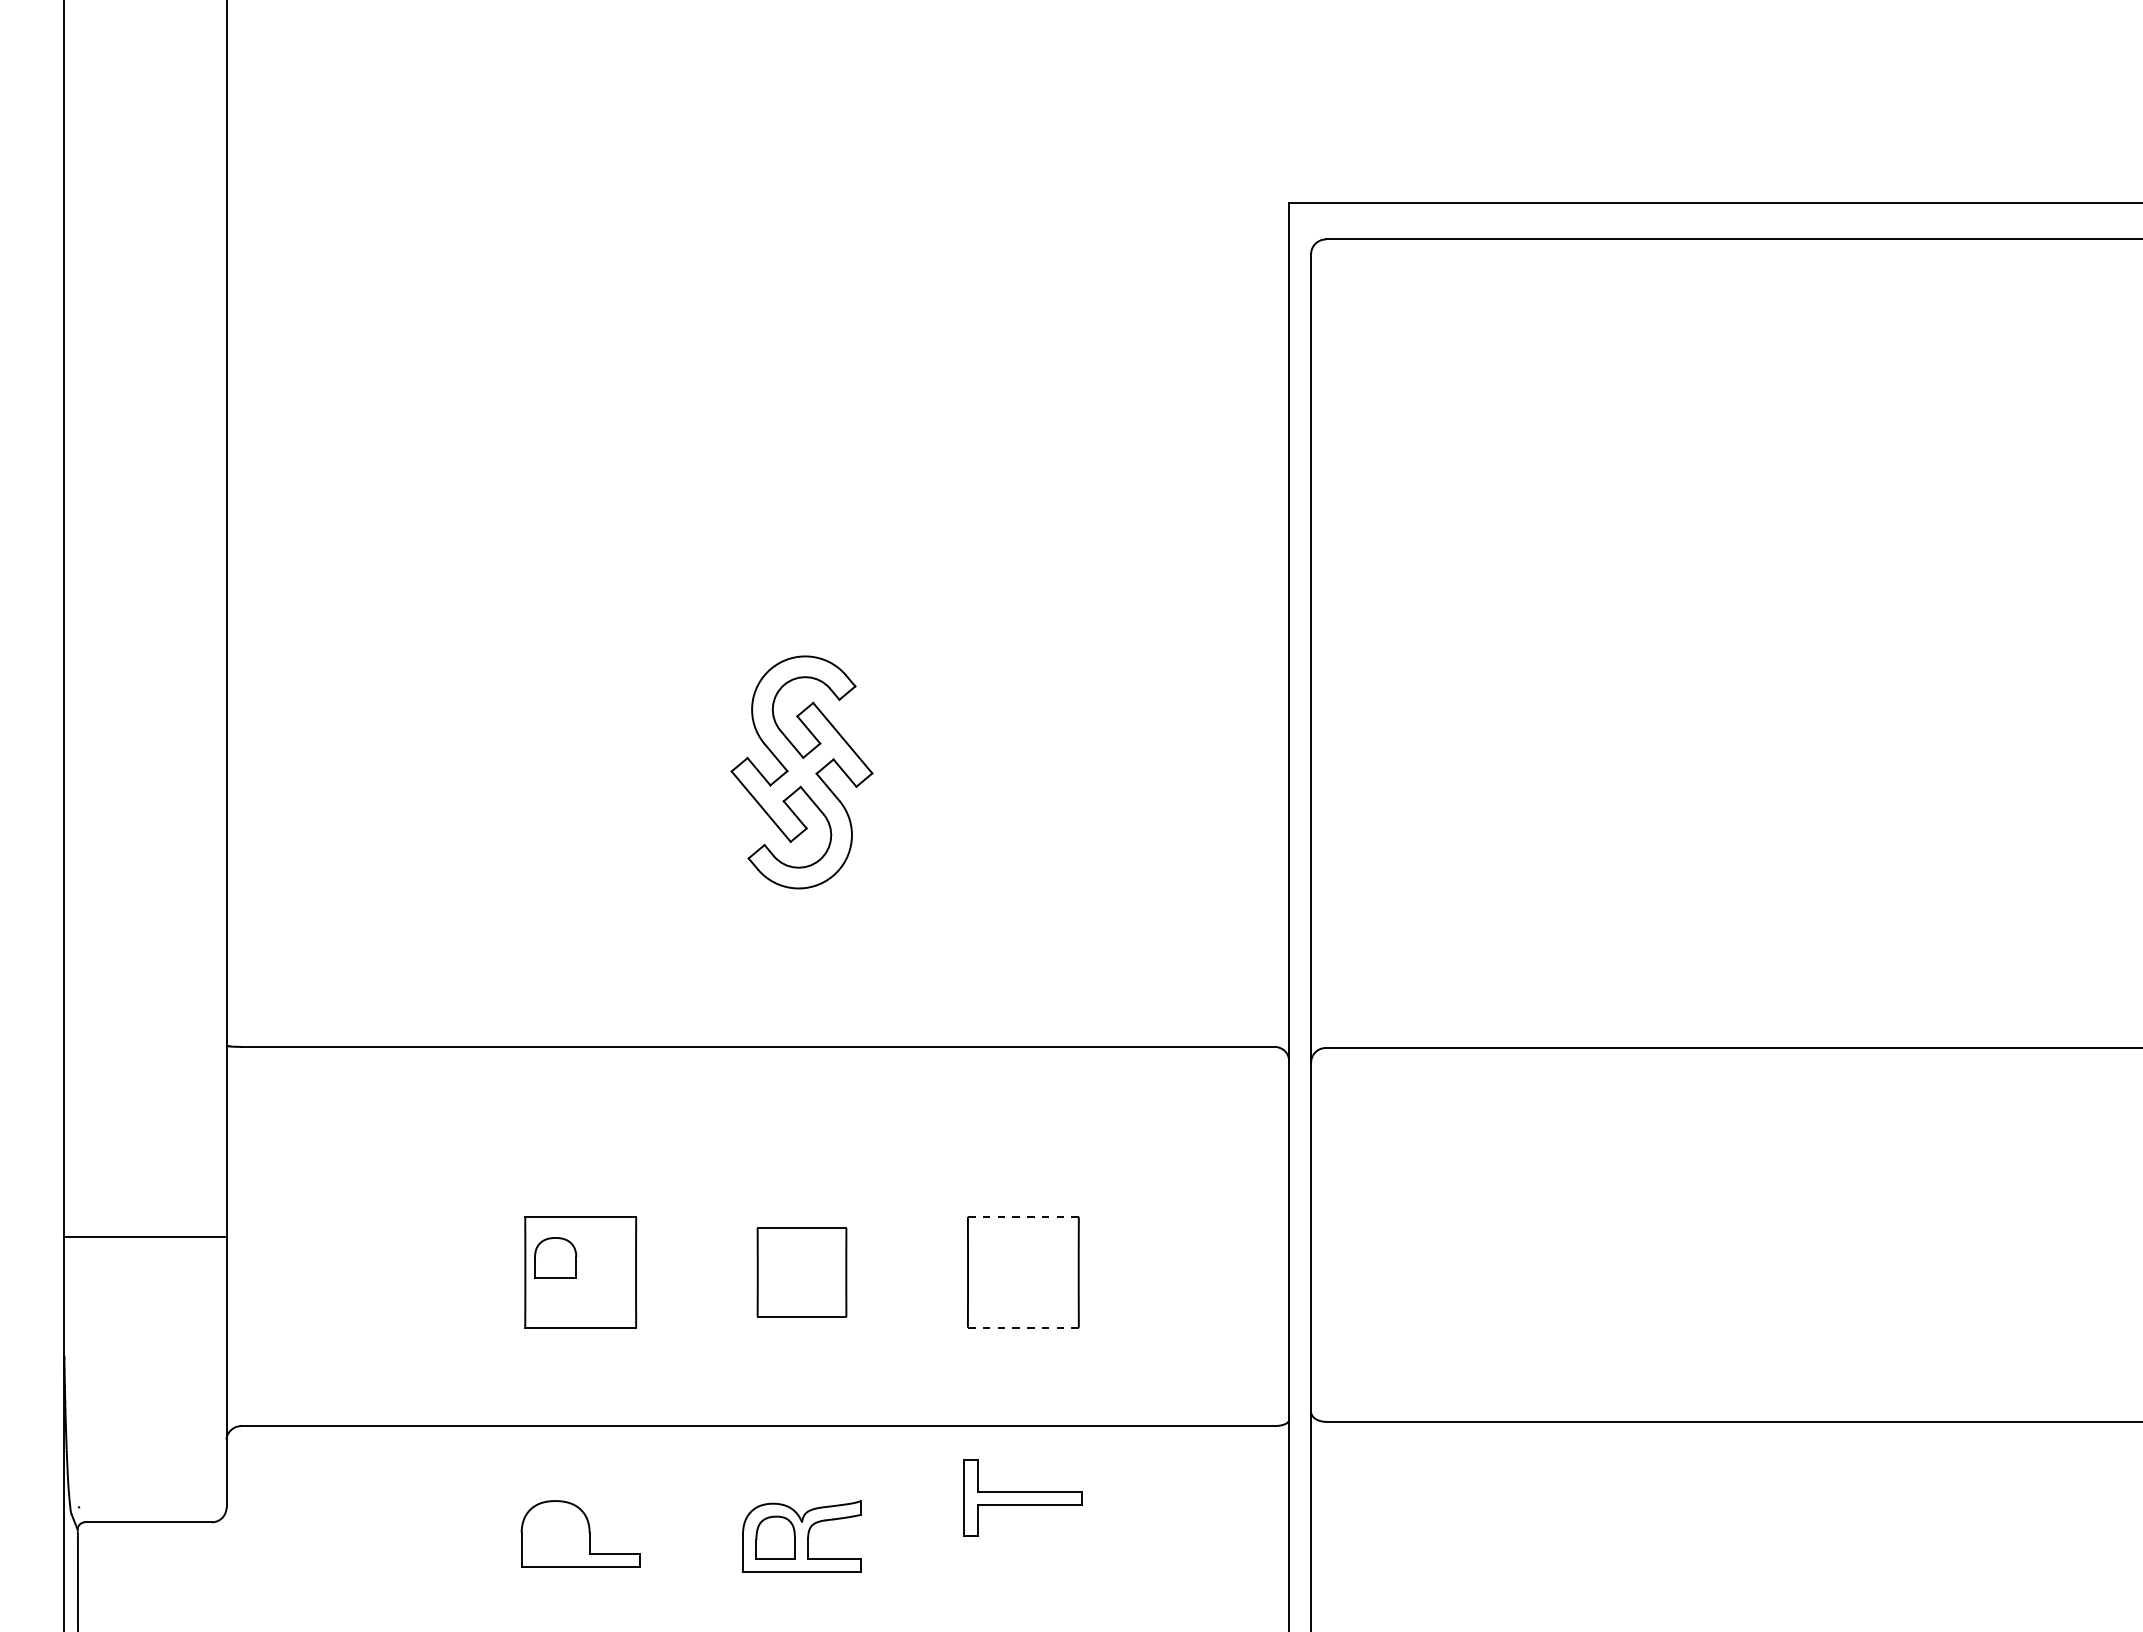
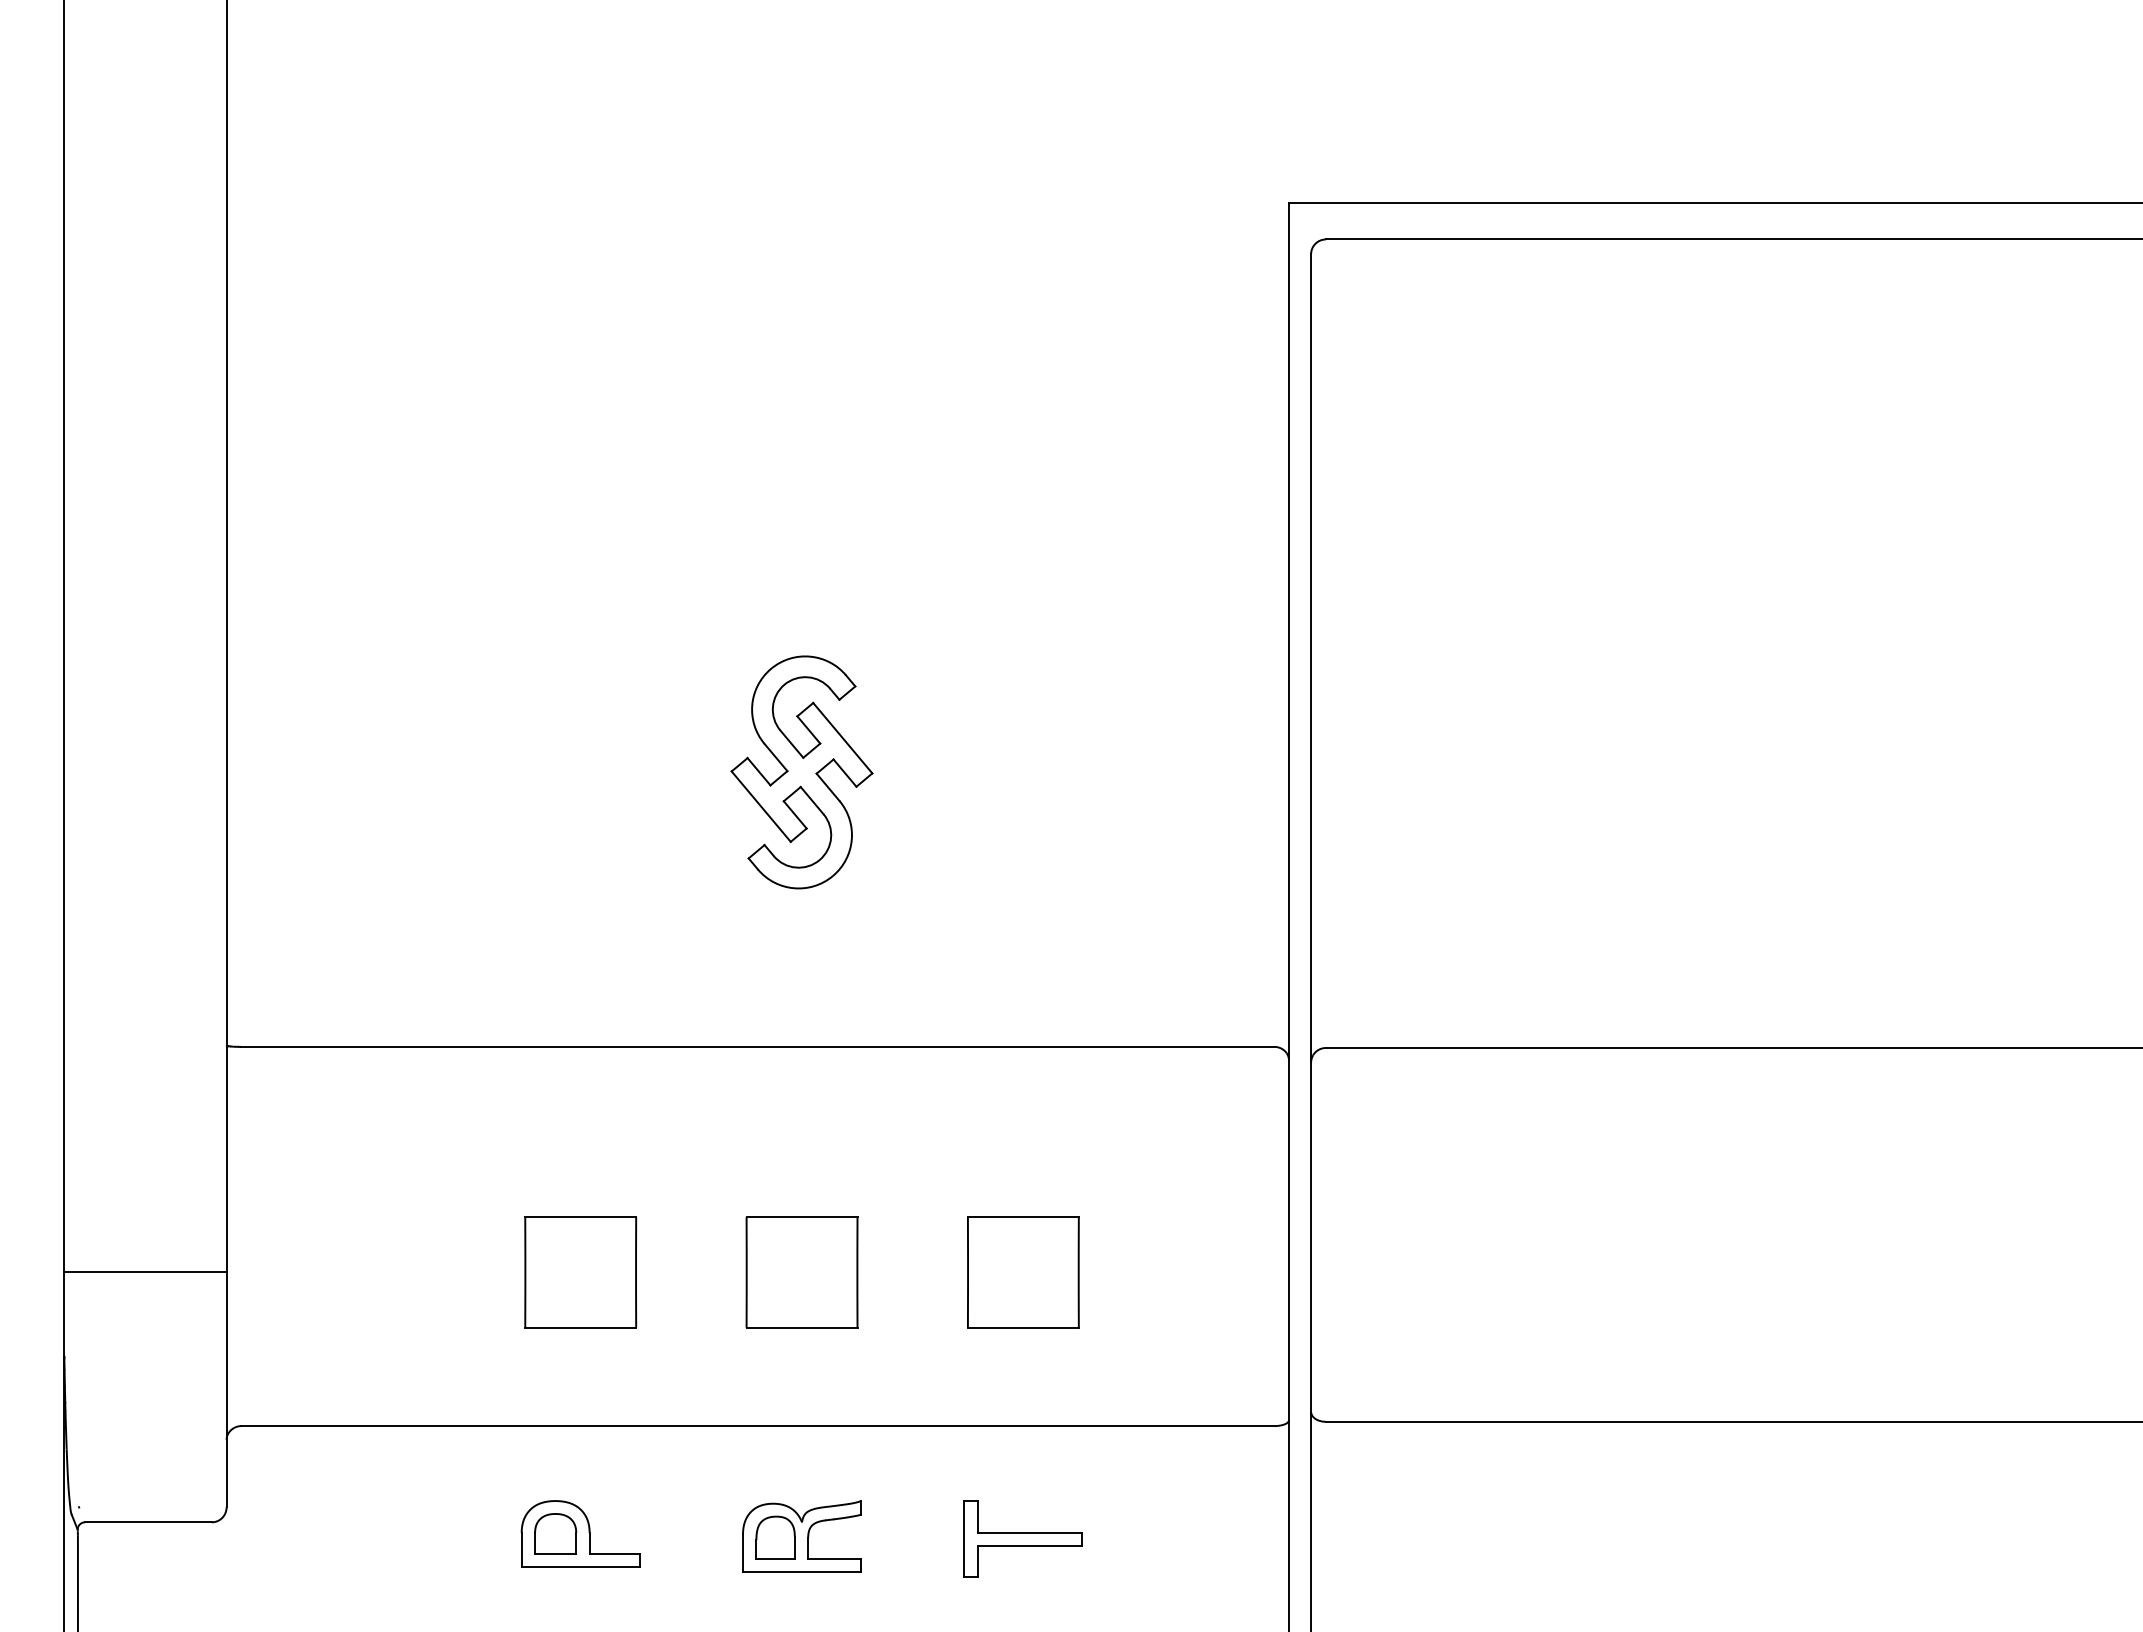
line: dashed -> solid (1022, 1216)
line position: (145, 1237) -> (145, 1272) (145, 1272)
part position: (555, 1257) -> (555, 1533) (555, 1533)
part size: 92x91 px -> 114x113 px (801, 1272)
line: dashed -> solid (1022, 1327)
part position: (1022, 1497) -> (1022, 1538) (1022, 1538)
